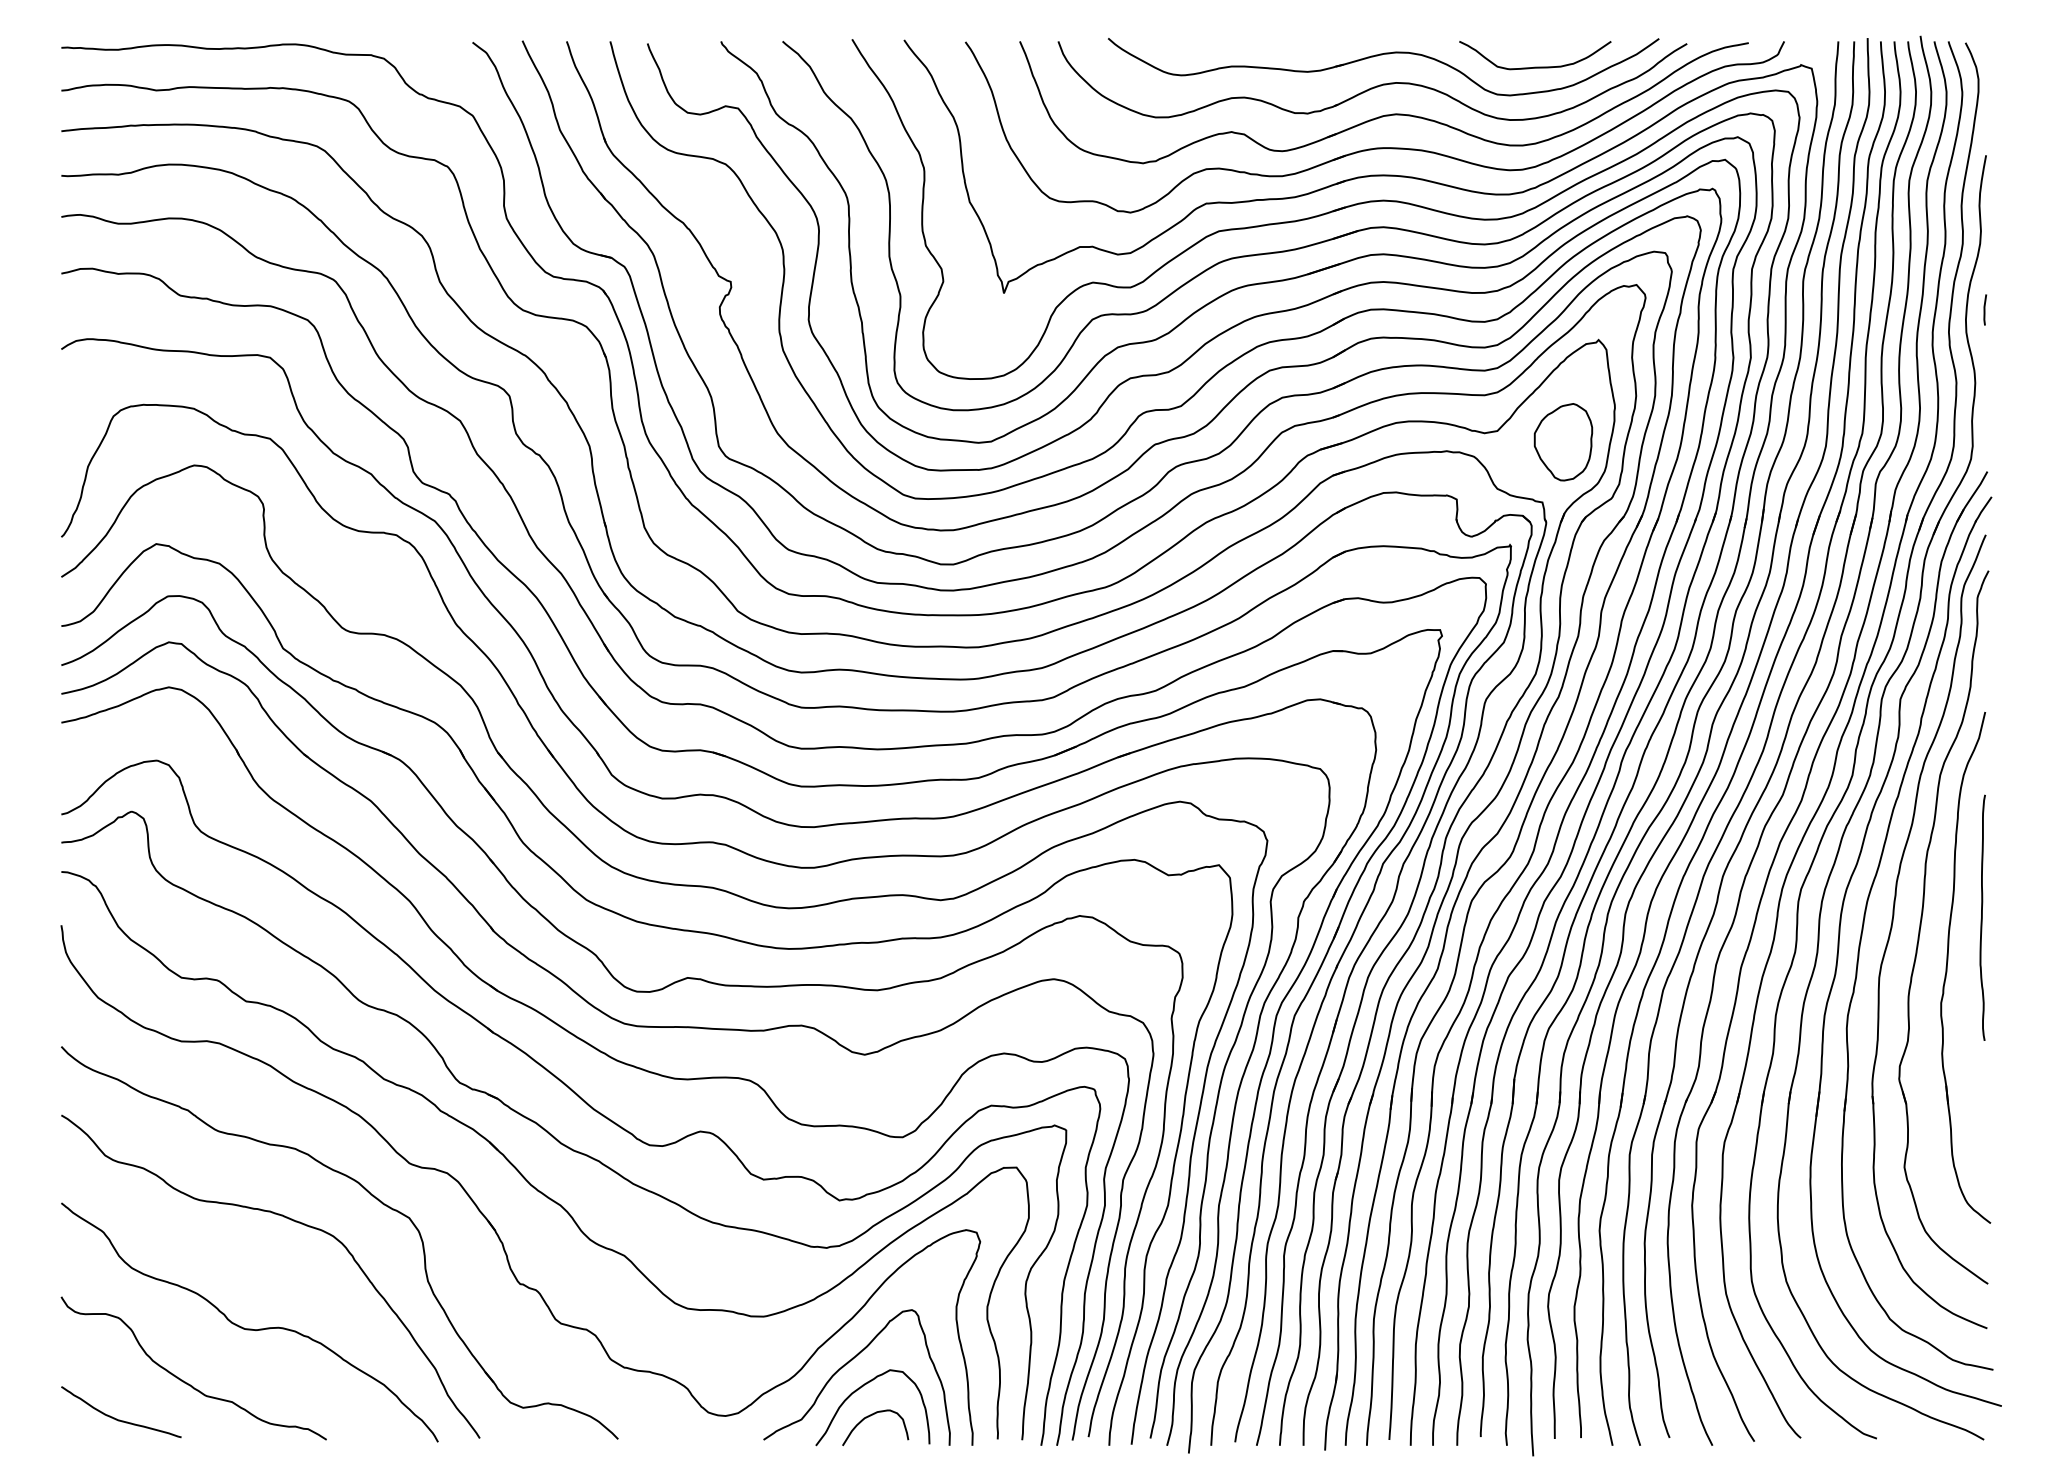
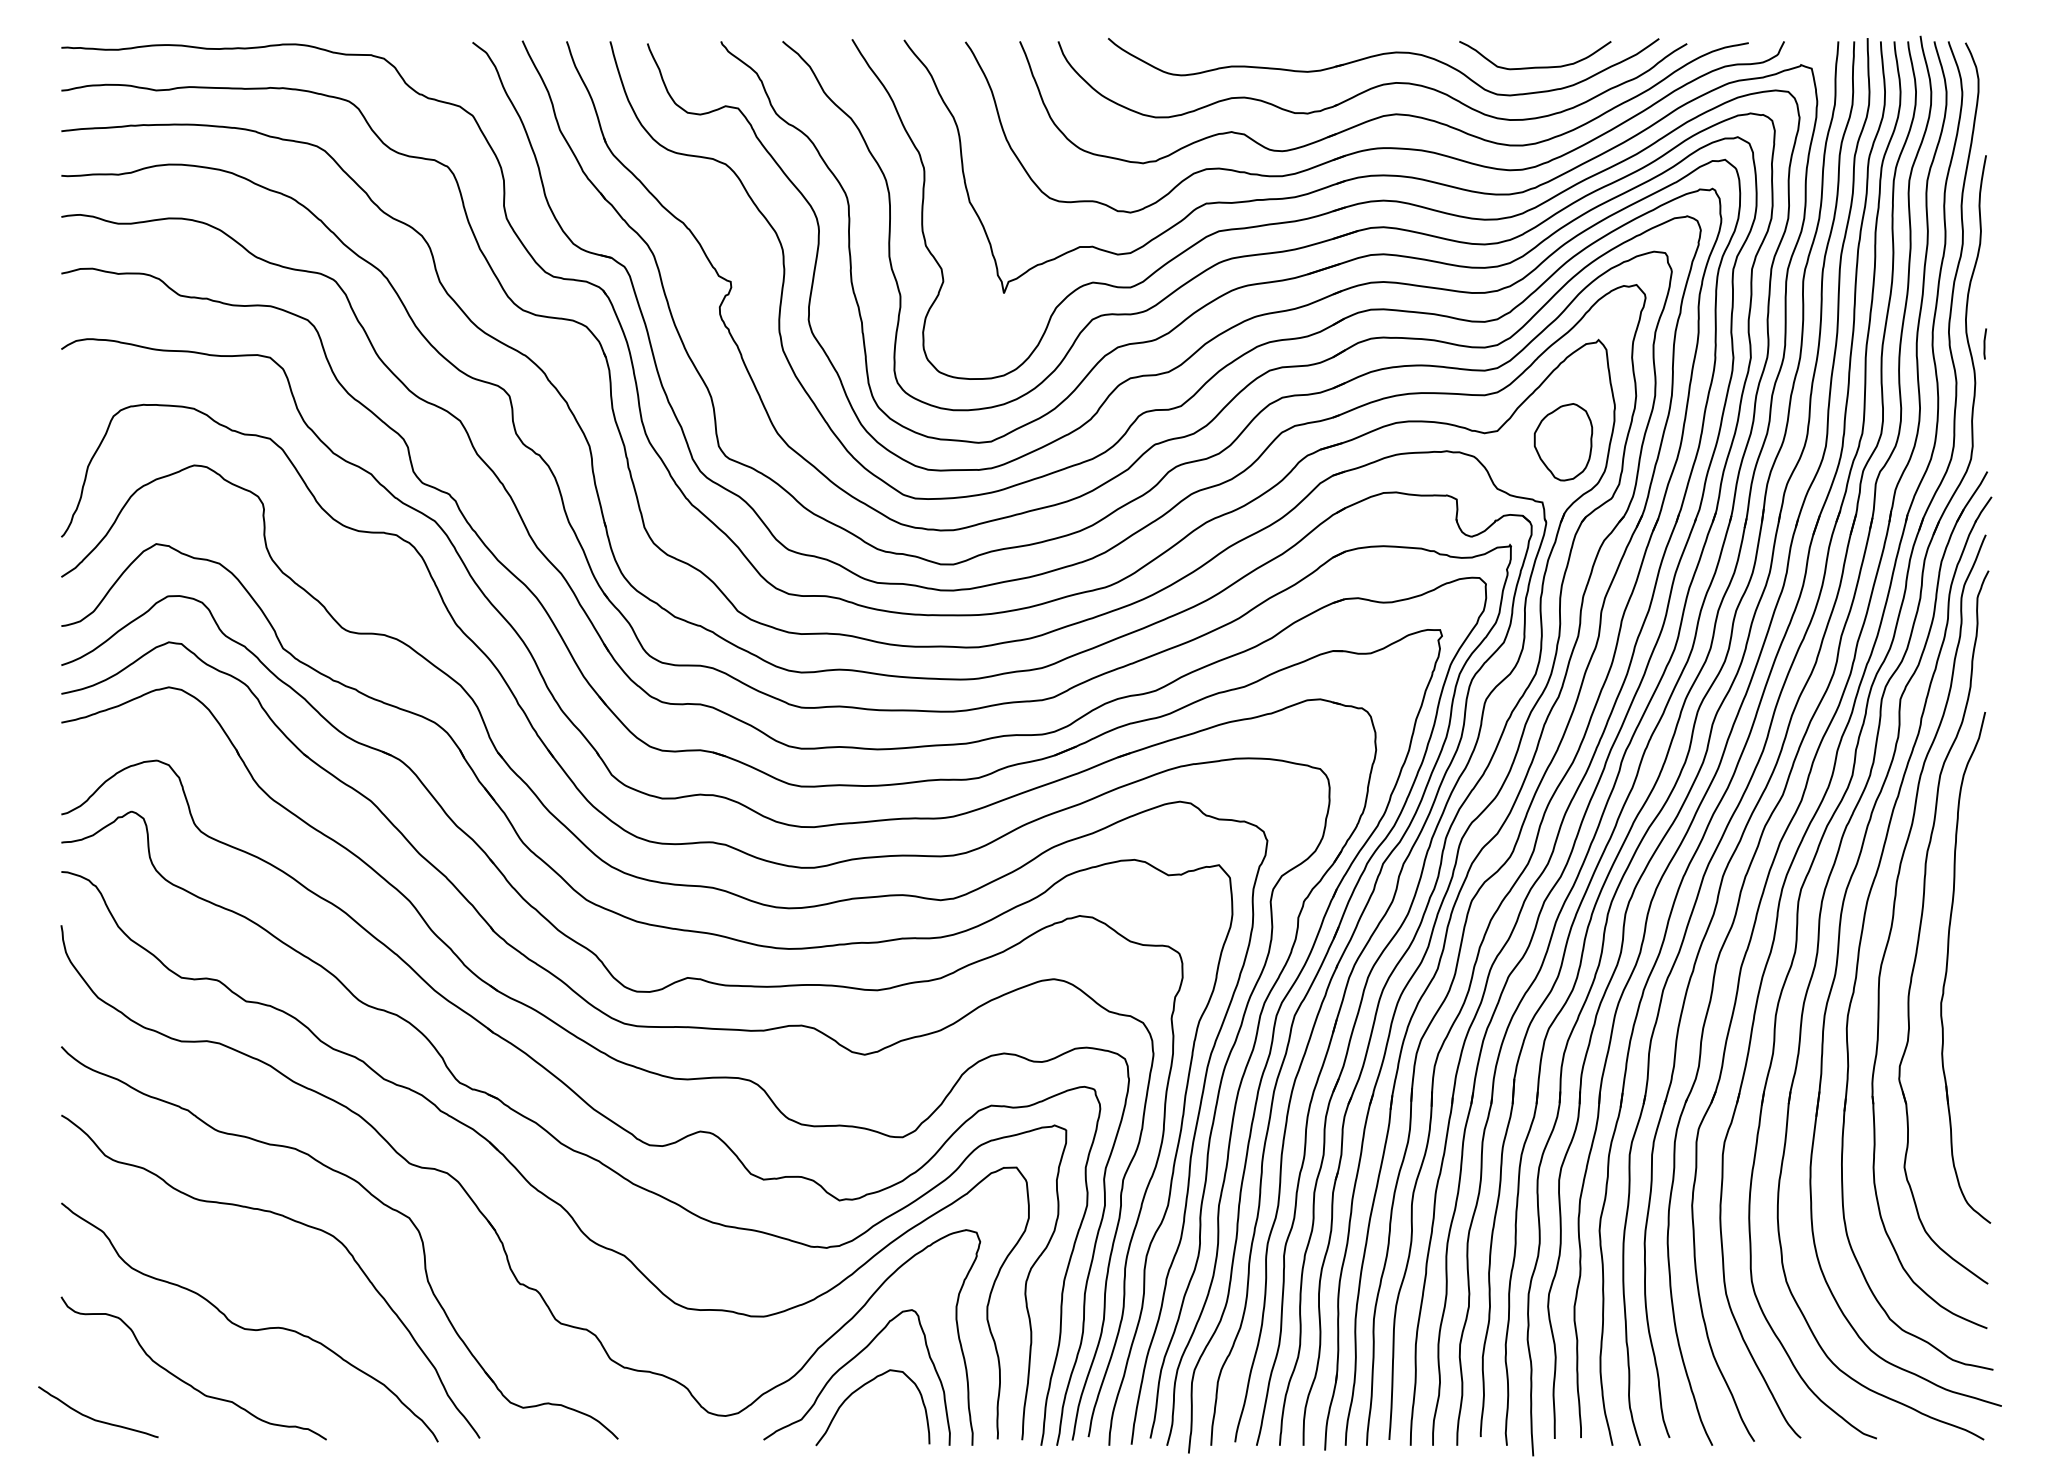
line position: (1985, 309) -> (1985, 343) (1985, 343)
curve: present -> none (1982, 917)
curve: present -> none (870, 1416)
curve position: (119, 1419) -> (96, 1419) (96, 1419)
